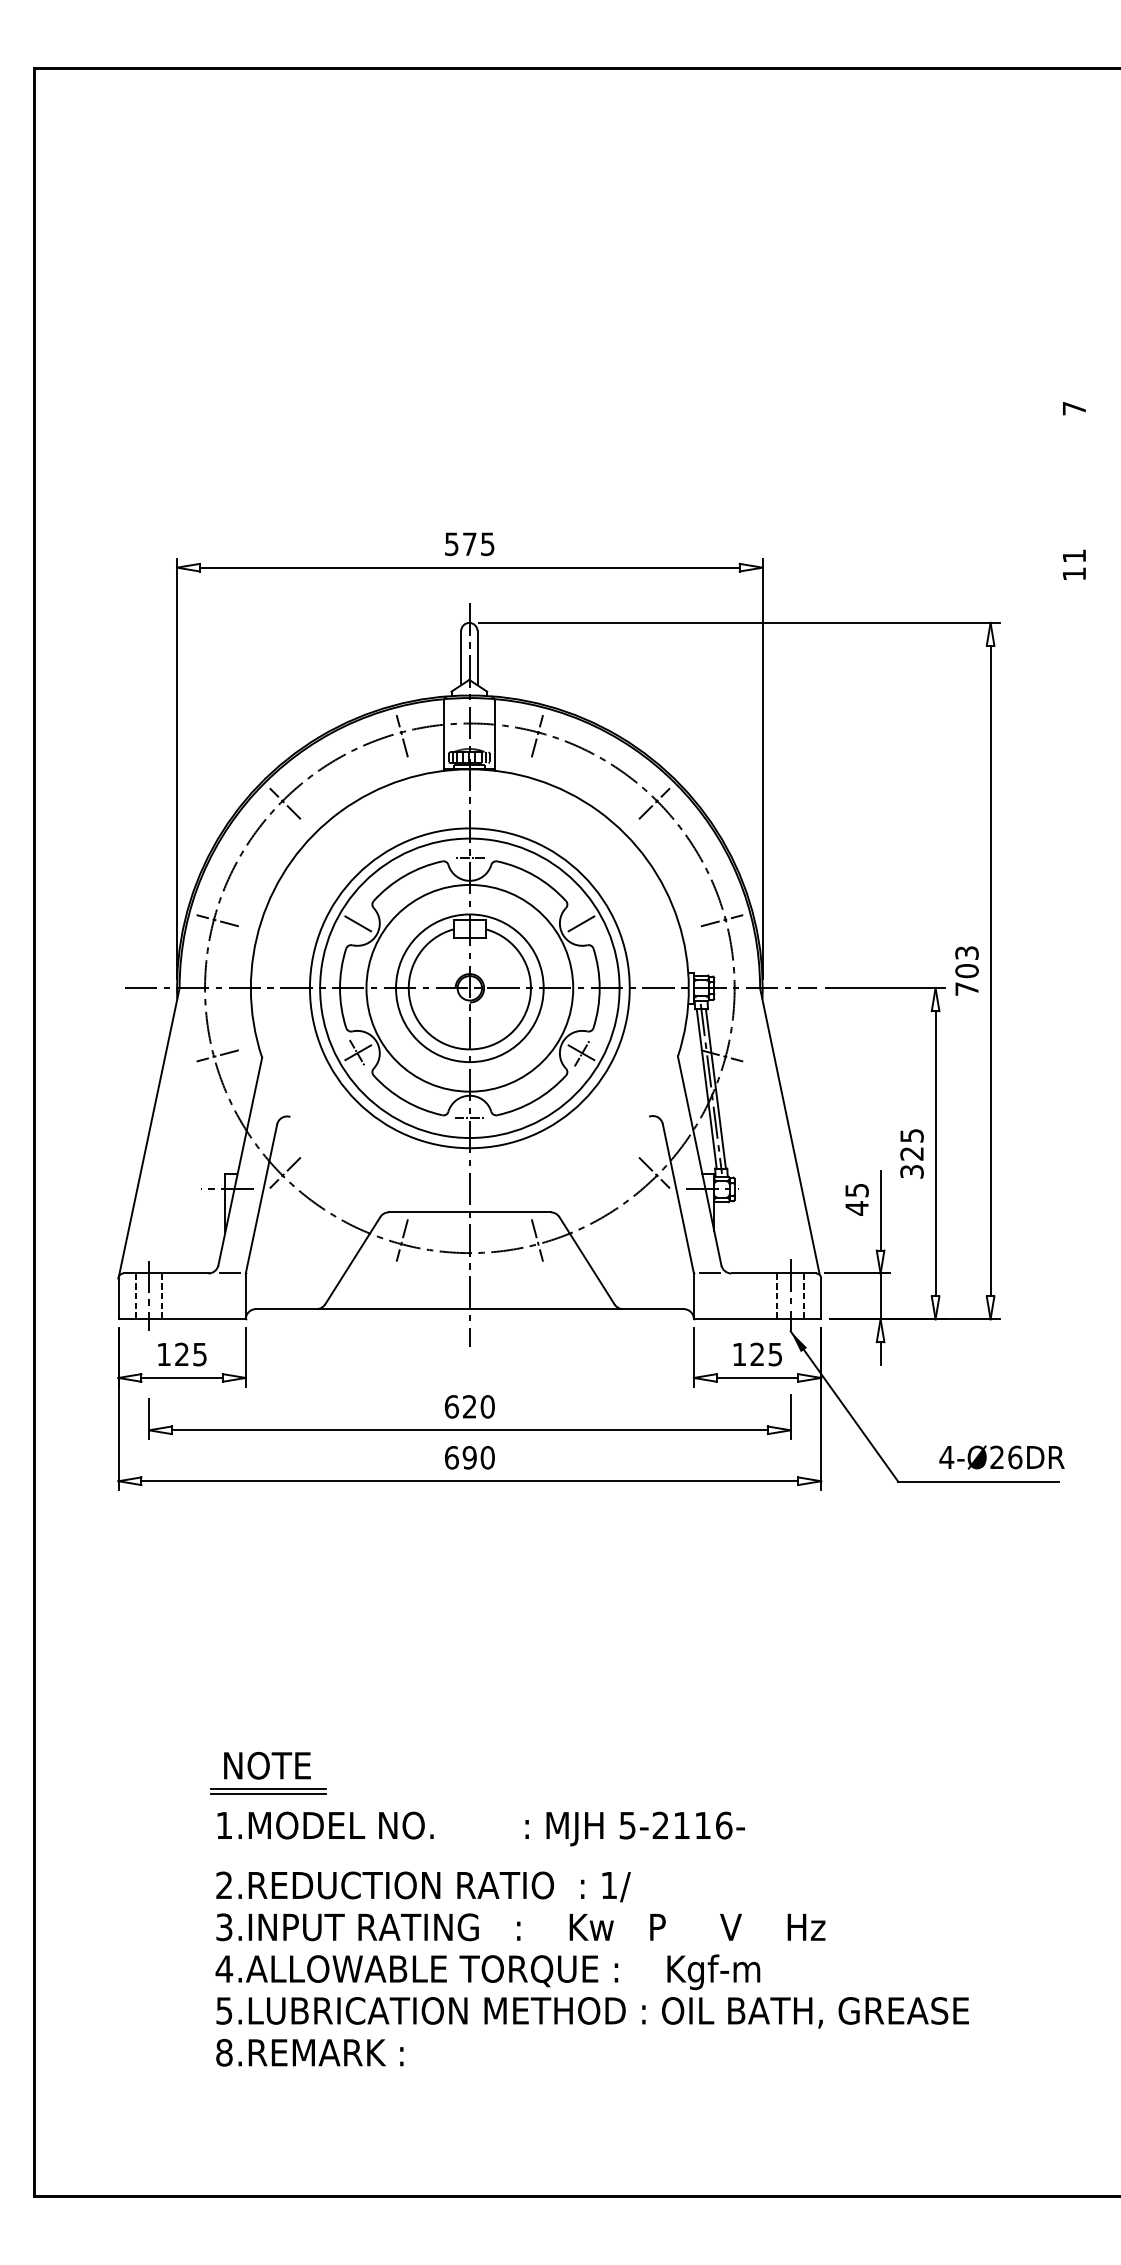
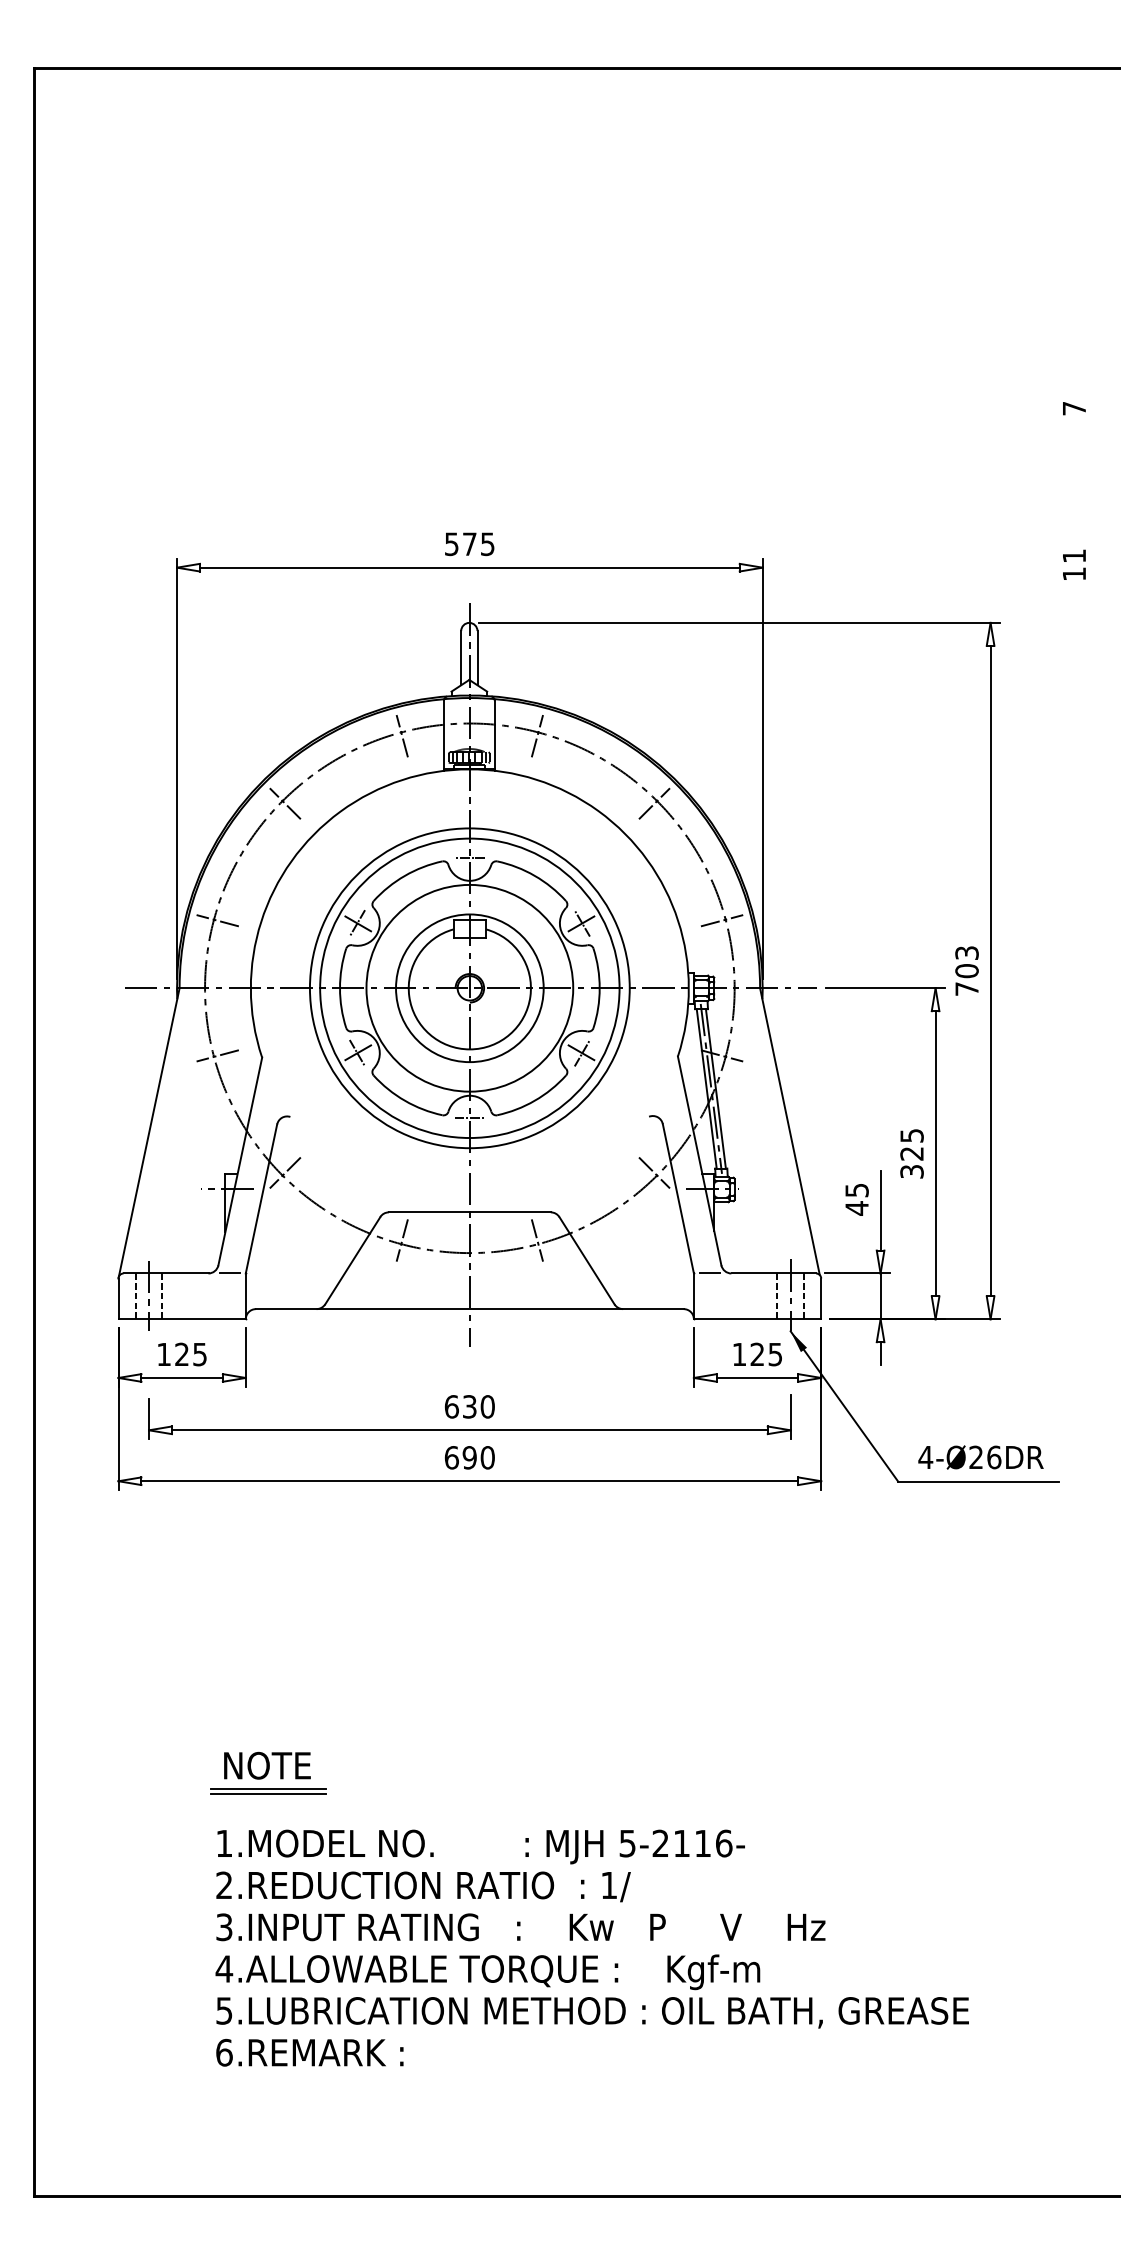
line: none -> present (581, 922)
line: none -> present (357, 923)
text: 620 -> 630 (469, 1406)
text position: (1001, 1457) -> (980, 1457) (980, 1457)
text position: (480, 1828) -> (480, 1846) (480, 1846)
text: 8.REMARK -> 6.REMARK (224, 2052)
